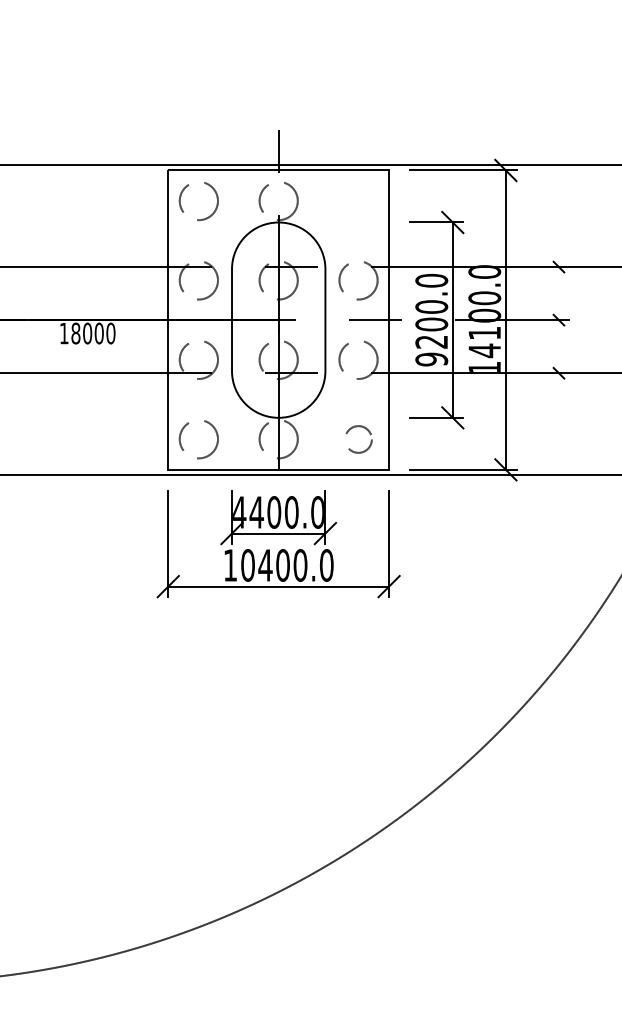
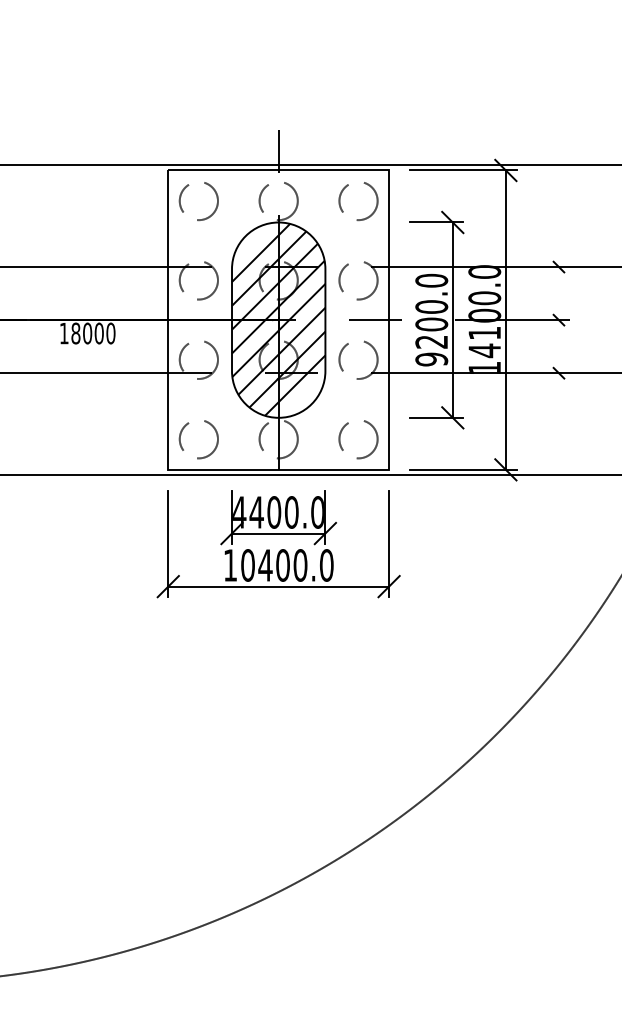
circle: none -> present (358, 201)
hatch: none -> present (278, 319)
circle size: 28x29 px -> 41x40 px (358, 439)
